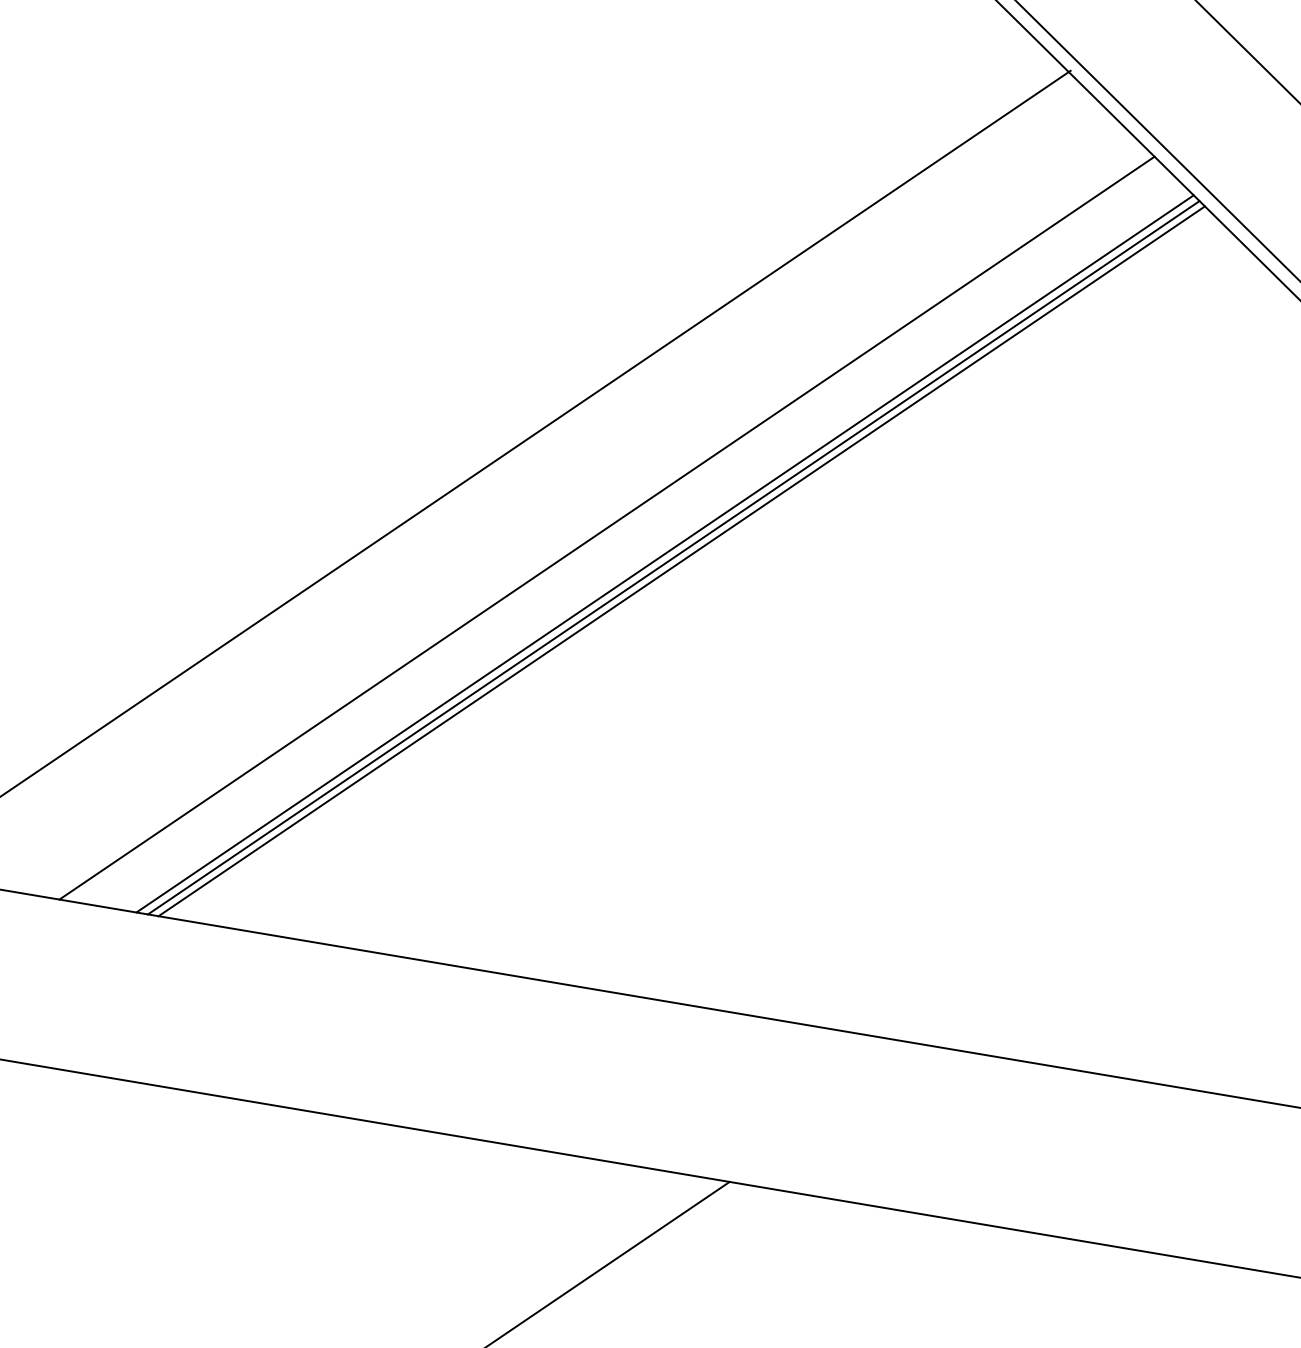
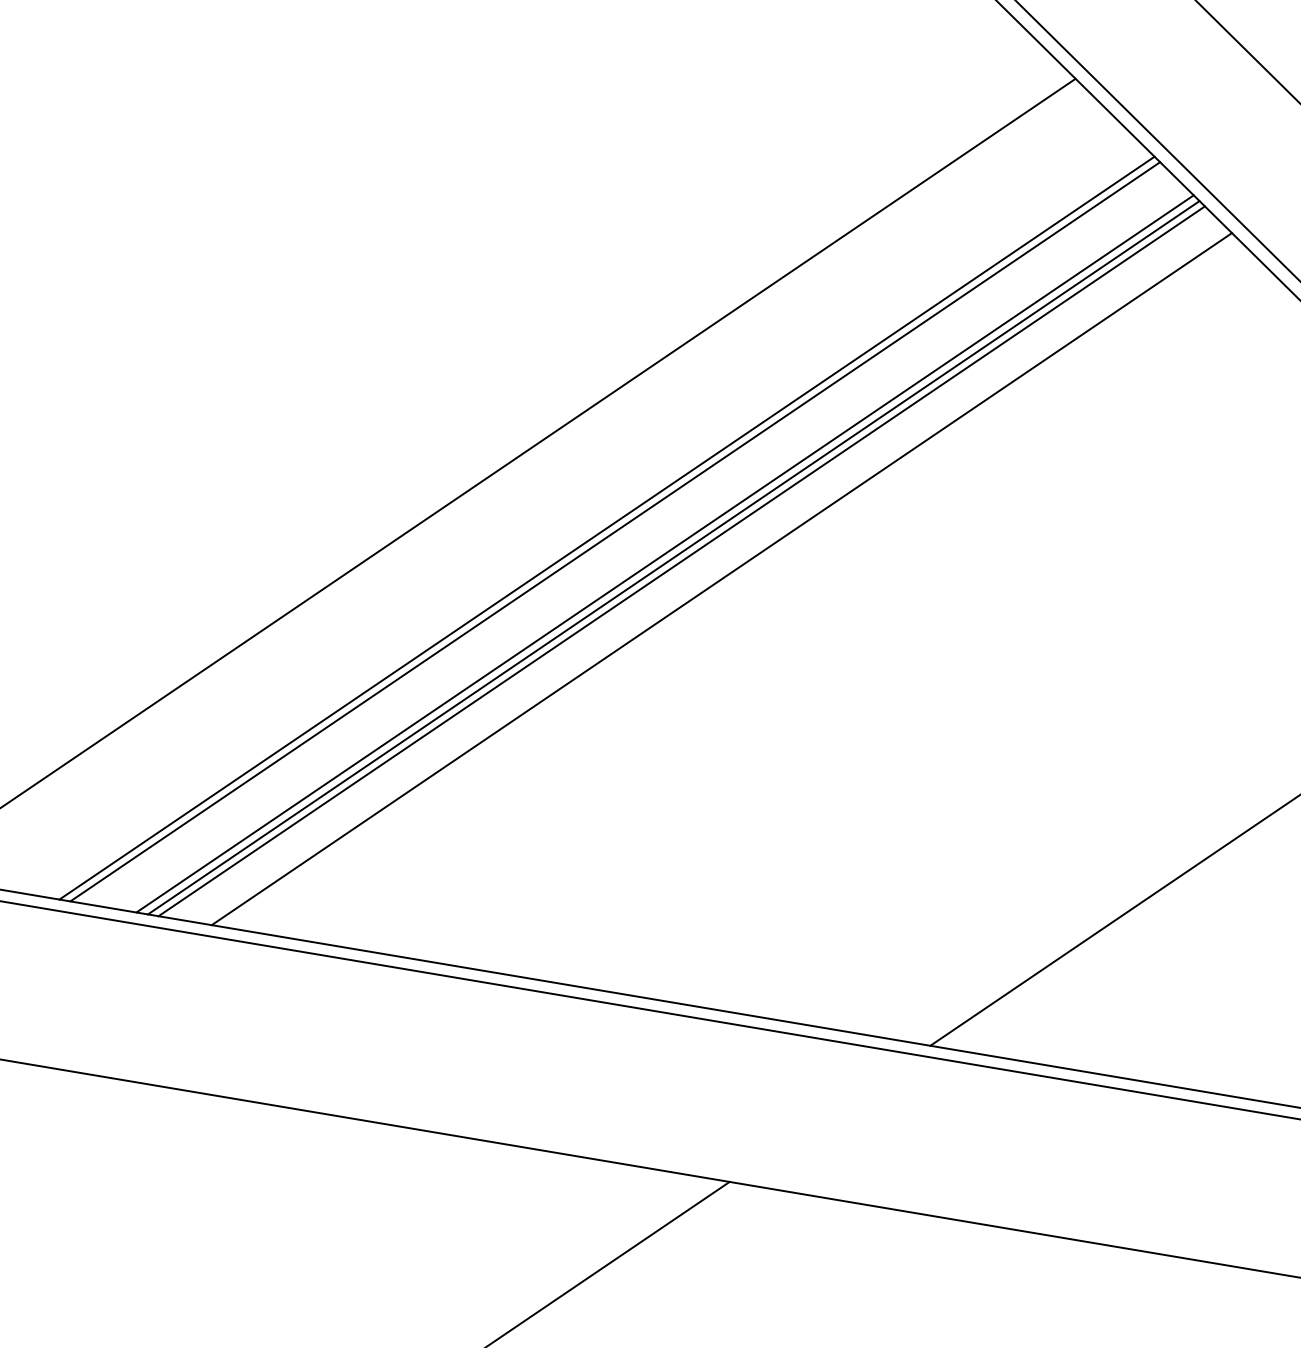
line position: (536, 432) -> (538, 442) (538, 442)
line: none -> present (615, 531)
line: none -> present (721, 579)
line: none -> present (1113, 920)
line: none -> present (649, 1009)
